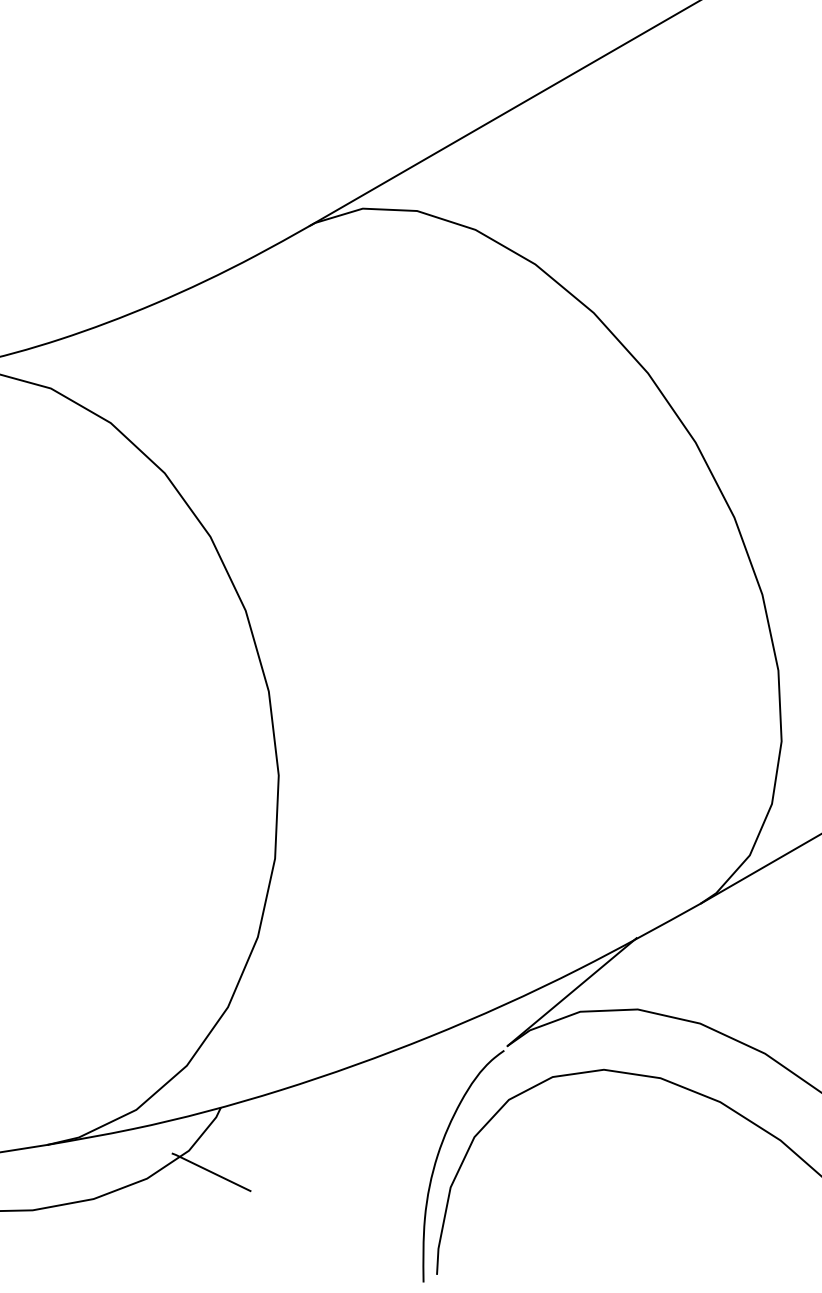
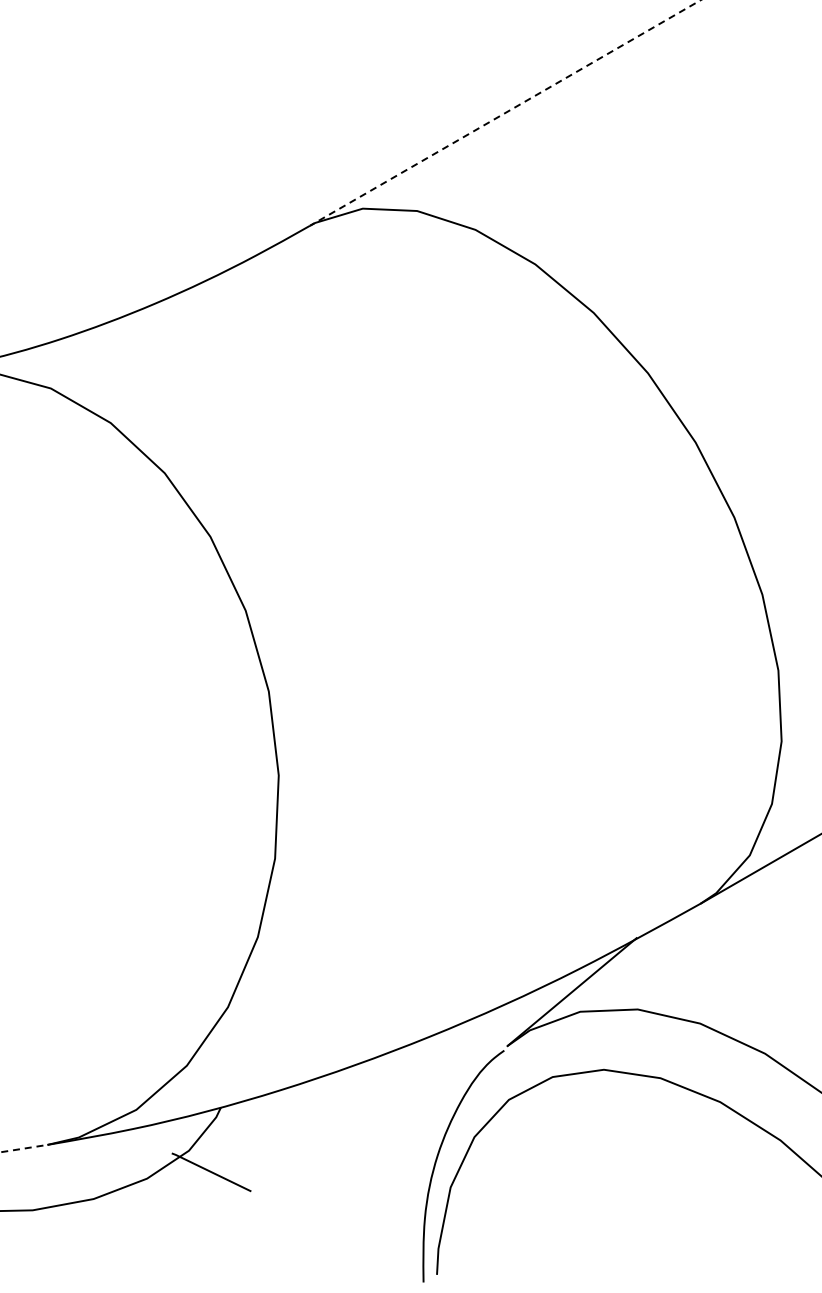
line: solid -> dashed (504, 113)
line: solid -> dashed (23, 1148)
